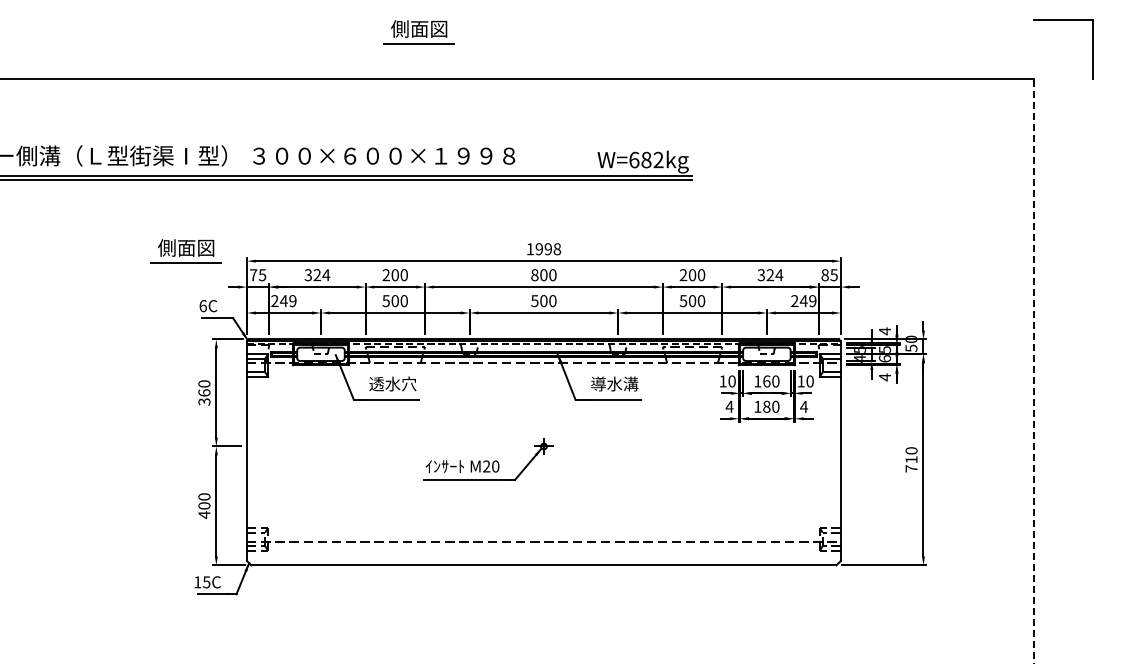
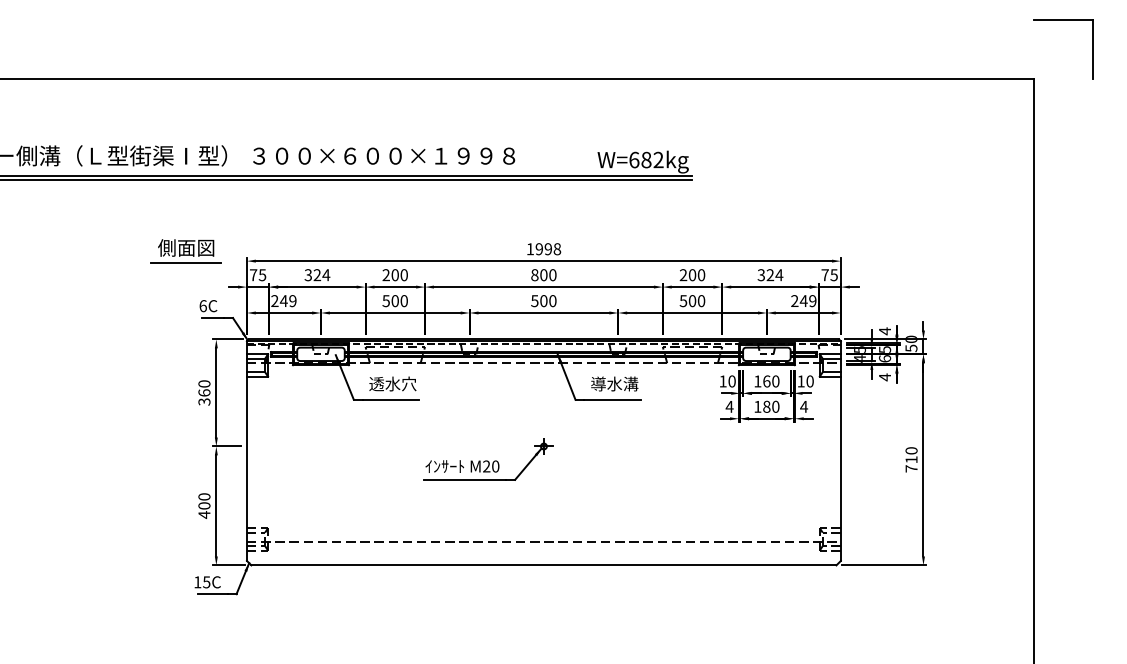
part: present -> none (418, 32)
text: 85 -> 75 (824, 275)
line: dashed -> solid (1033, 371)
